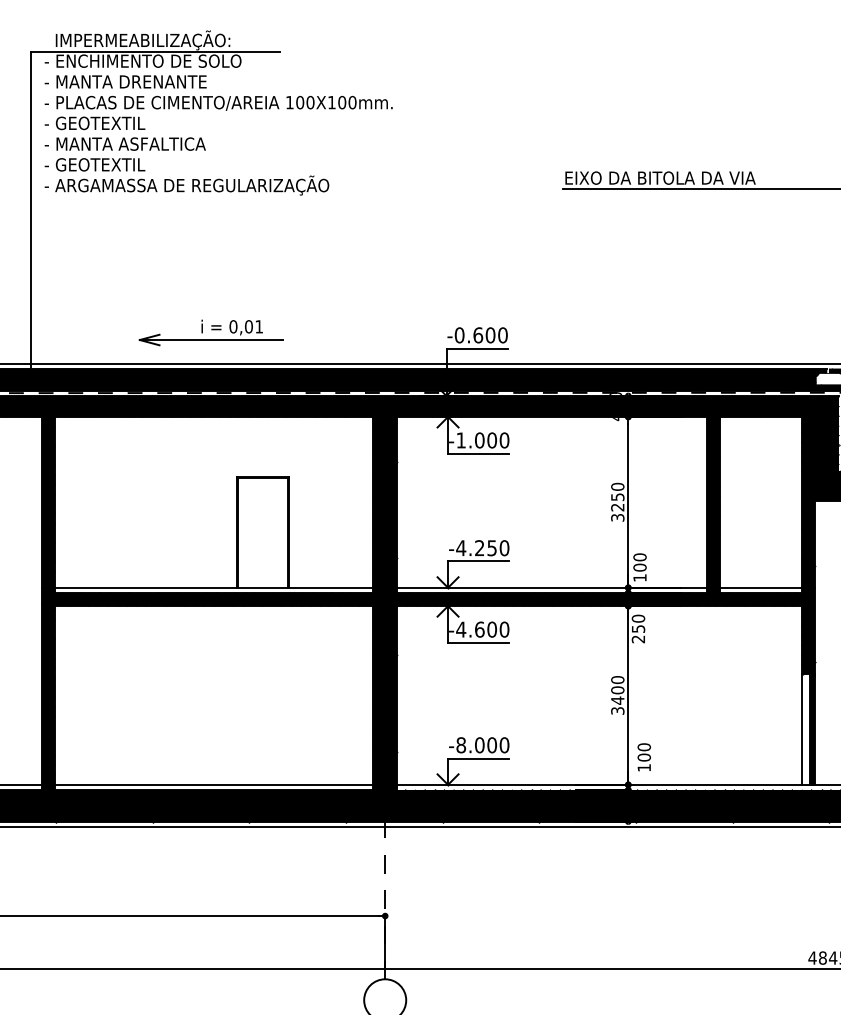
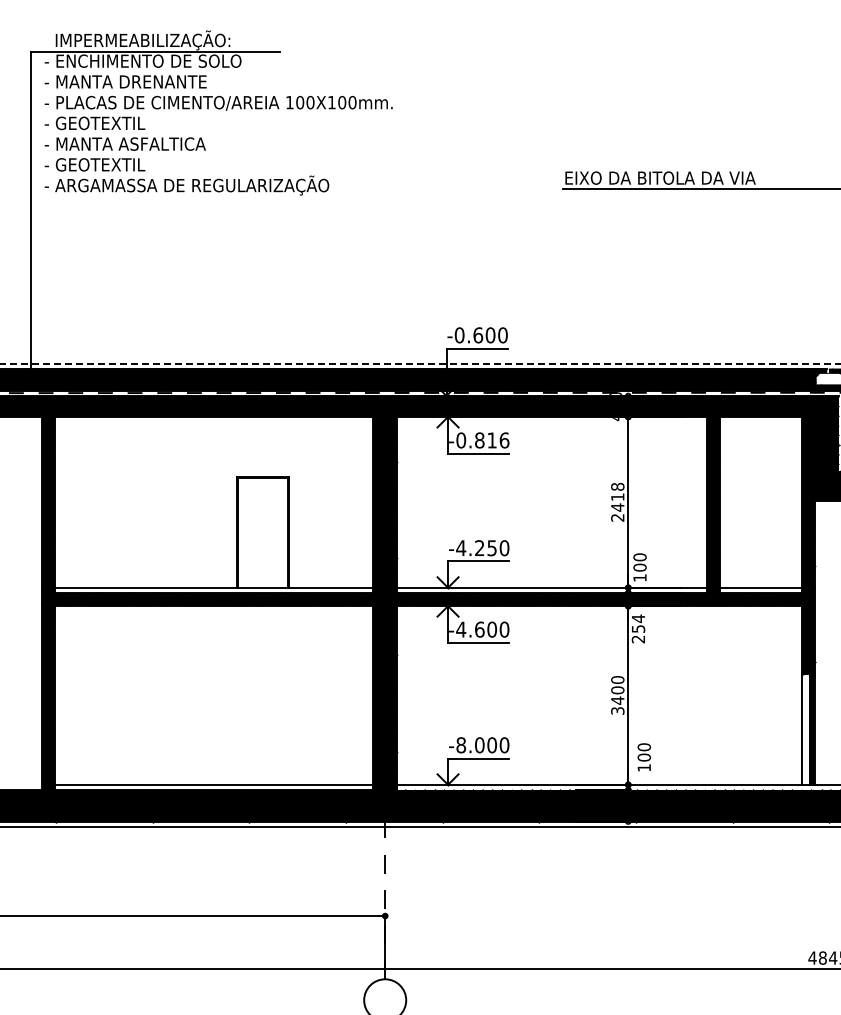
part: present -> none (210, 332)
line: solid -> dashed (420, 364)
text: -1.000 -> -0.816 (482, 440)
text: 3250 -> 2418 (617, 501)
text: 250 -> 254 (638, 618)
line: present -> none (22, 784)
